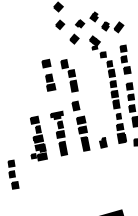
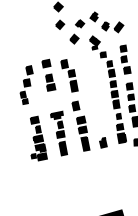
part: none -> present (26, 84)
part: present -> none (13, 174)
